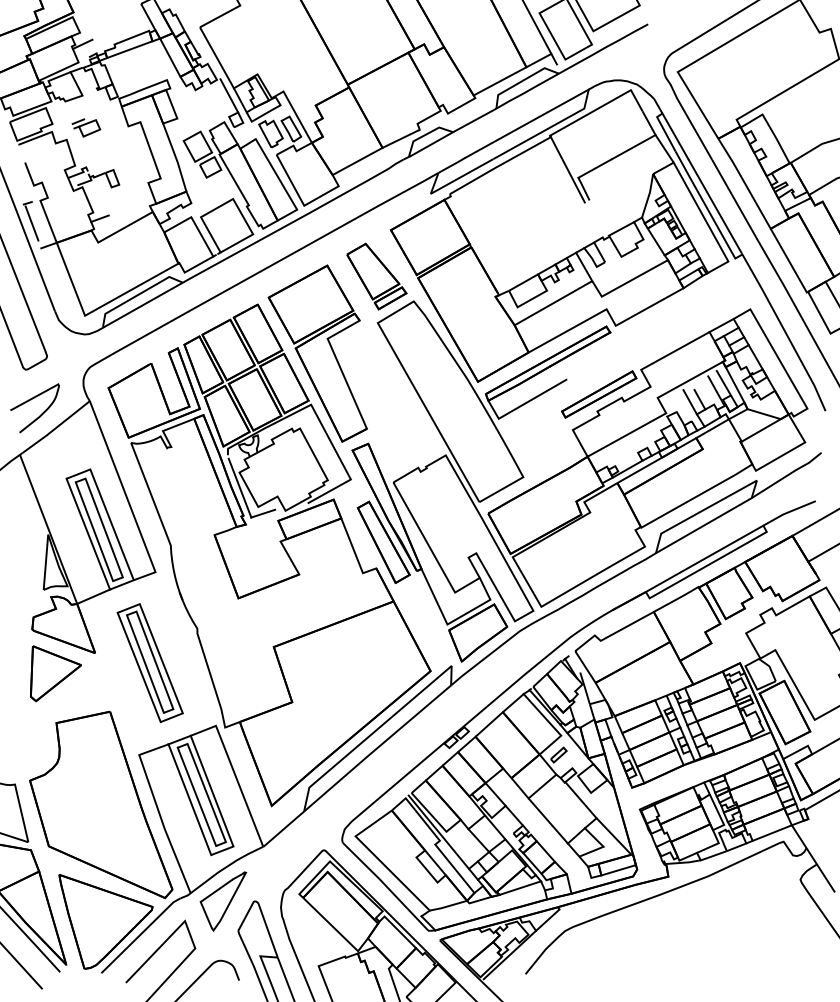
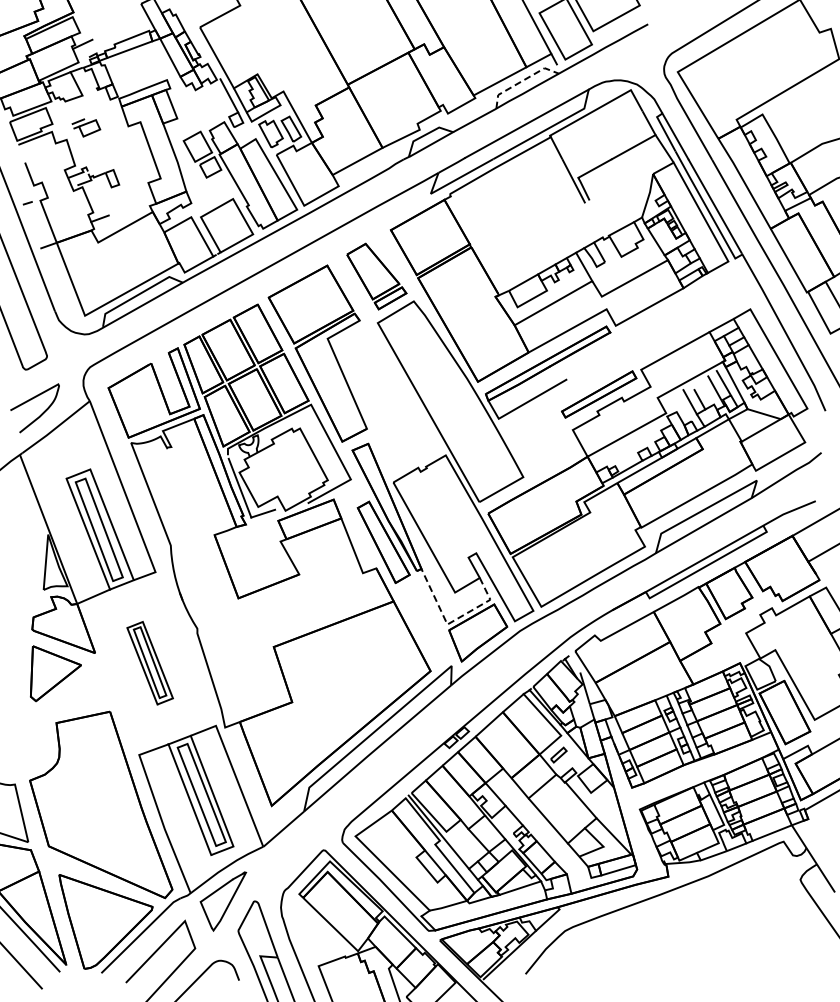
line: solid -> dashed (522, 81)
line: present -> none (31, 223)
line: solid -> dashed (452, 621)
part size: 68x121 px -> 48x85 px (149, 663)
